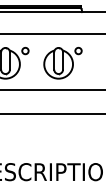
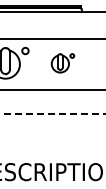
line position: (52, 33) -> (52, 38) (52, 38)
part size: 40x33 px -> 26x21 px (62, 63)
line: solid -> dashed (52, 113)
